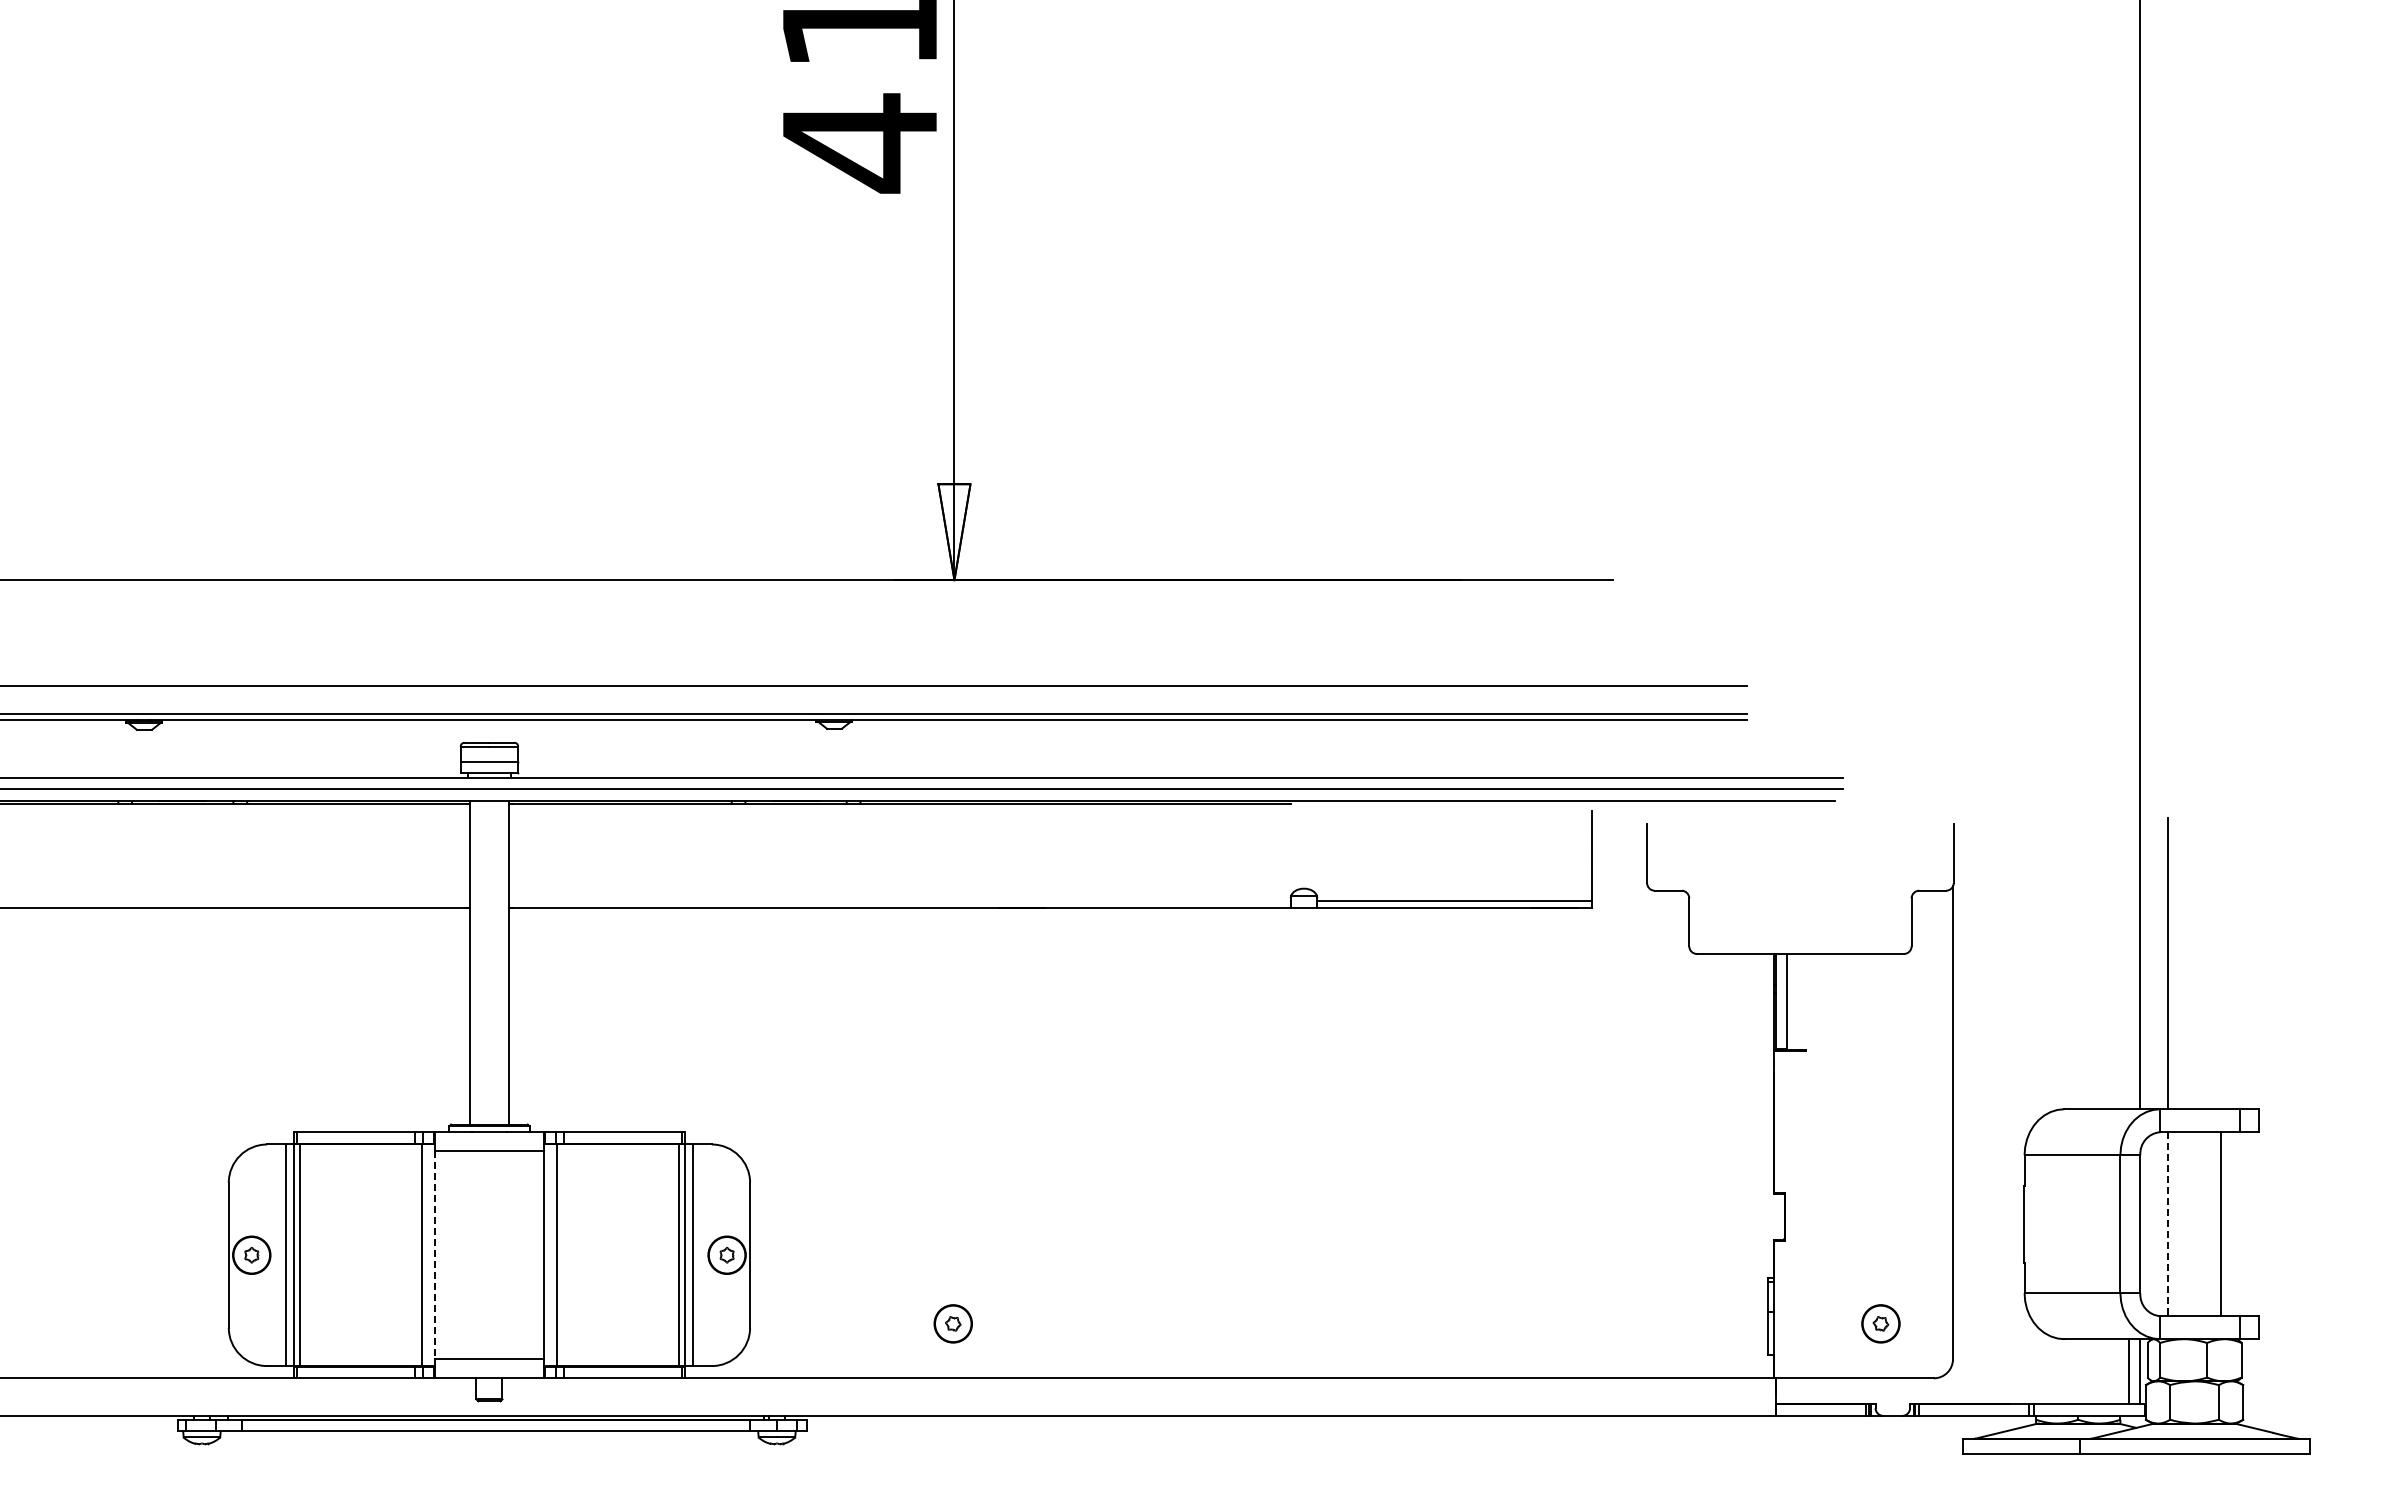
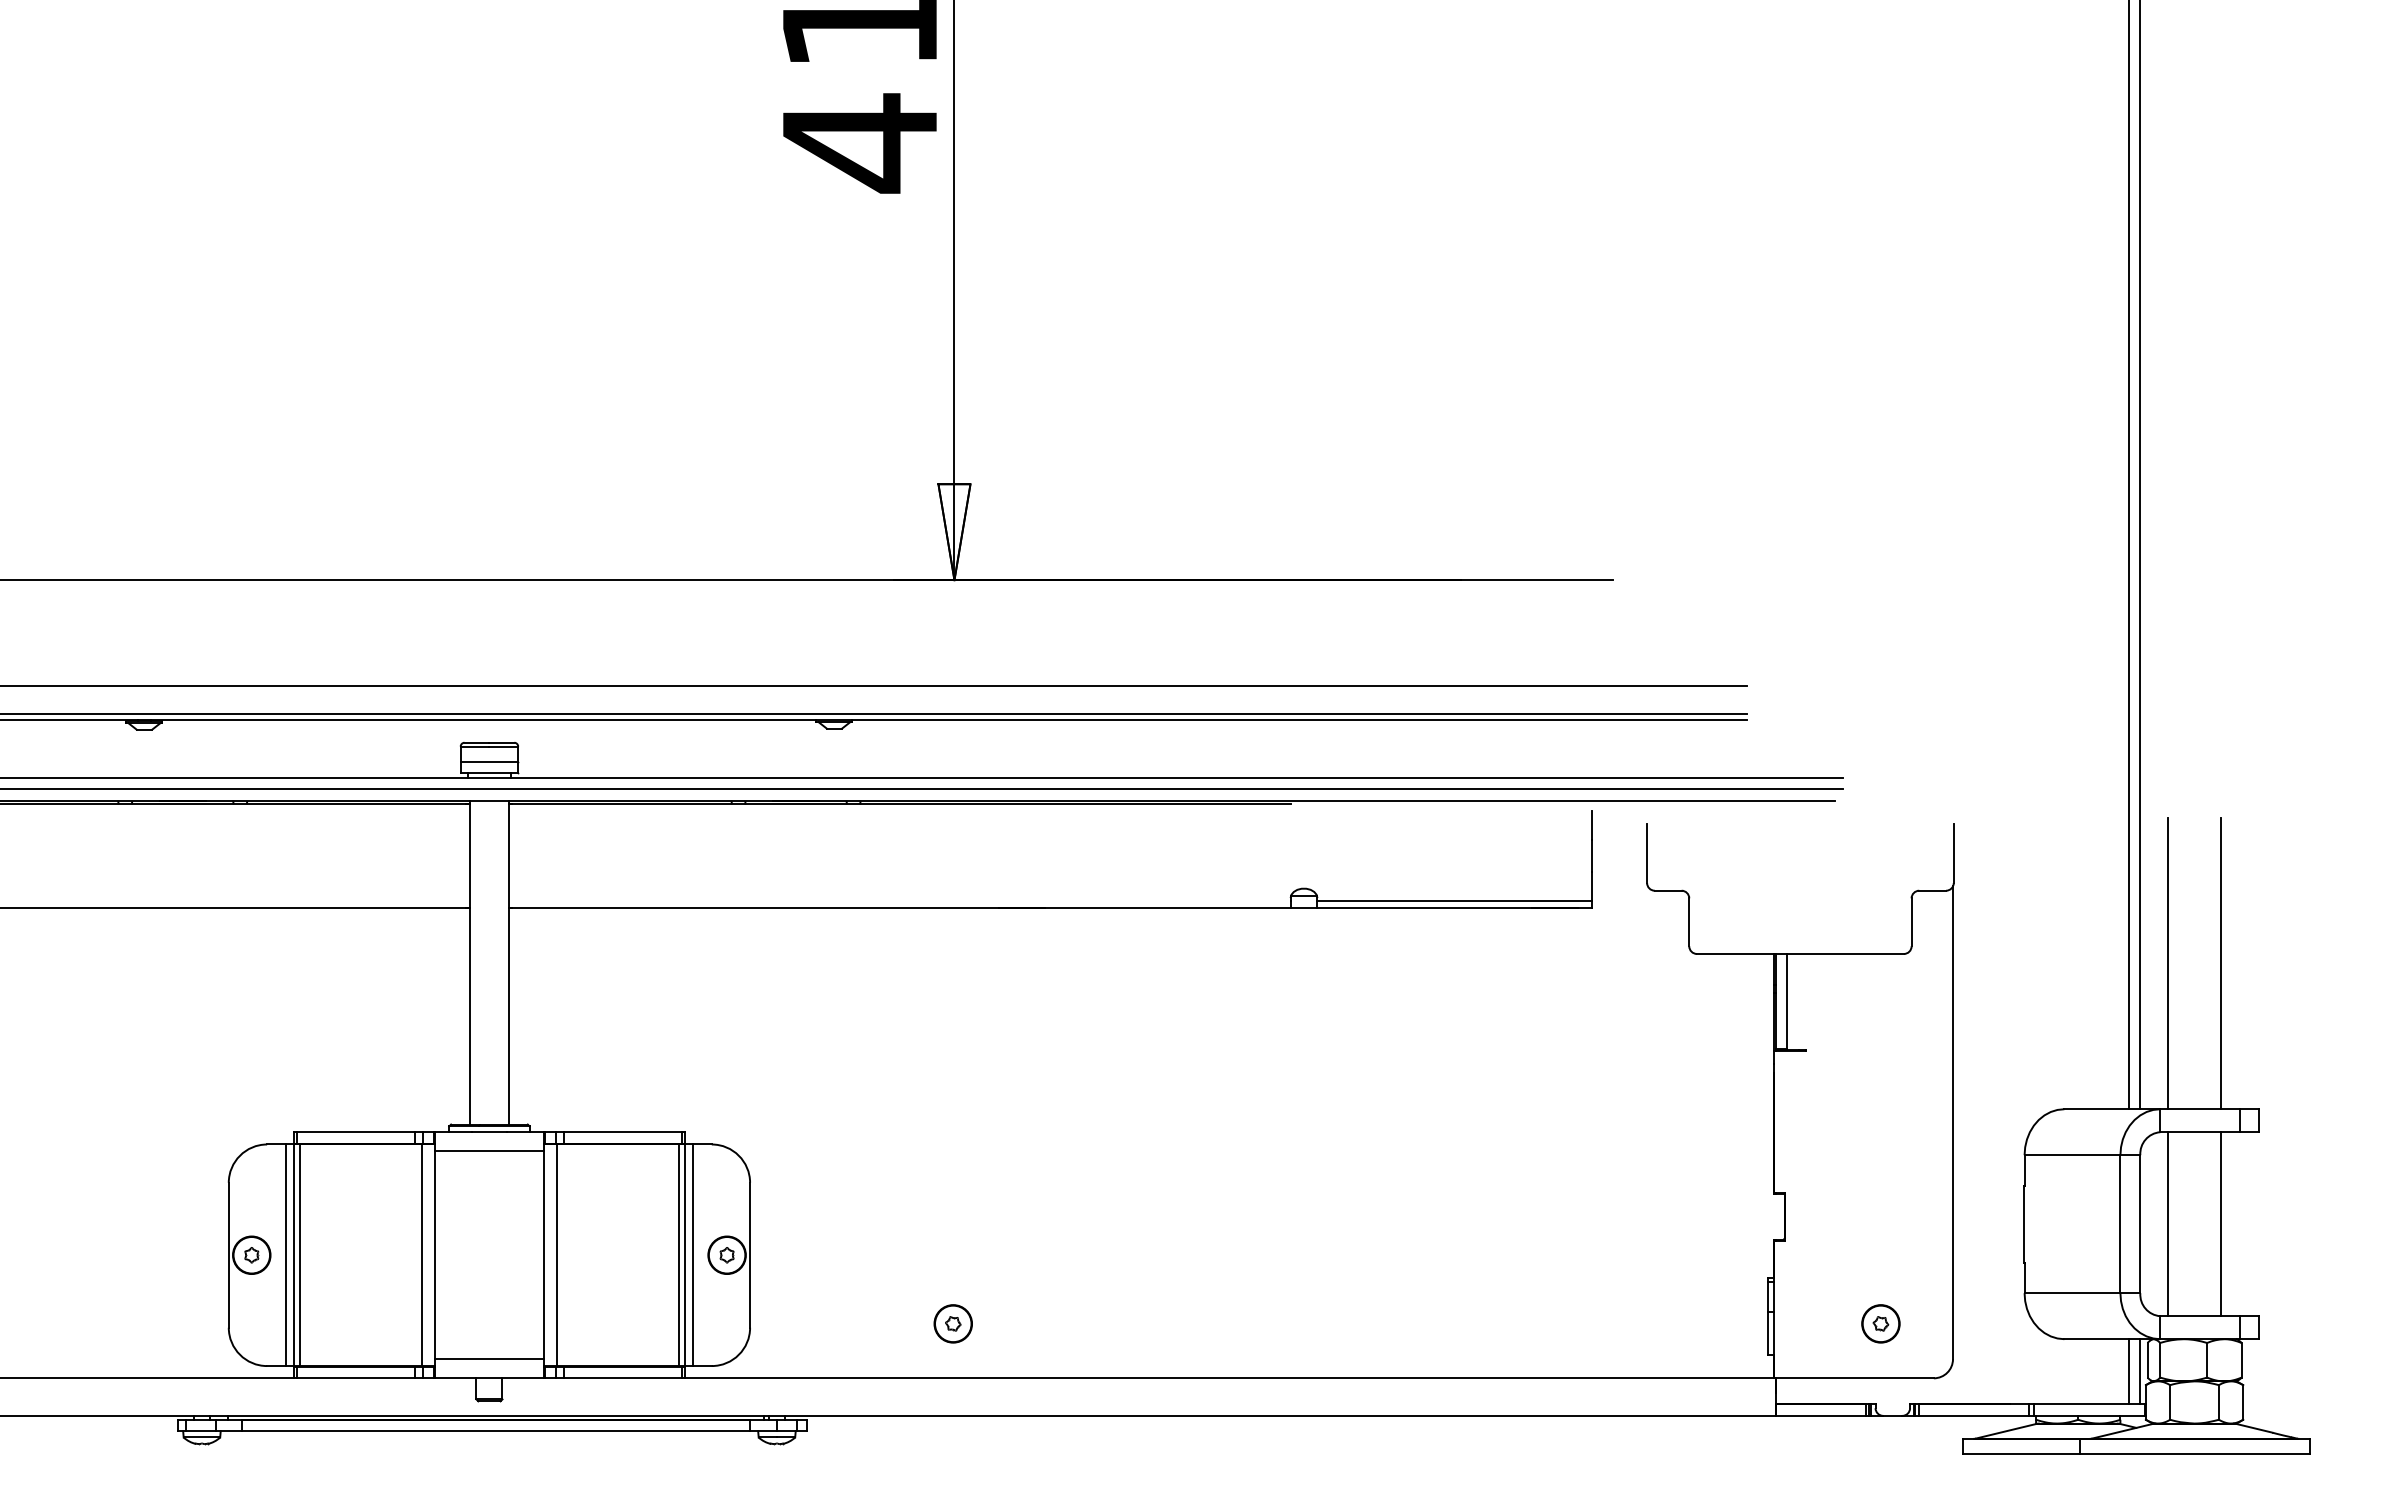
line: none -> present (2128, 555)
line: none -> present (2221, 963)
line: dashed -> solid (2167, 1224)
line: dashed -> solid (435, 1255)
